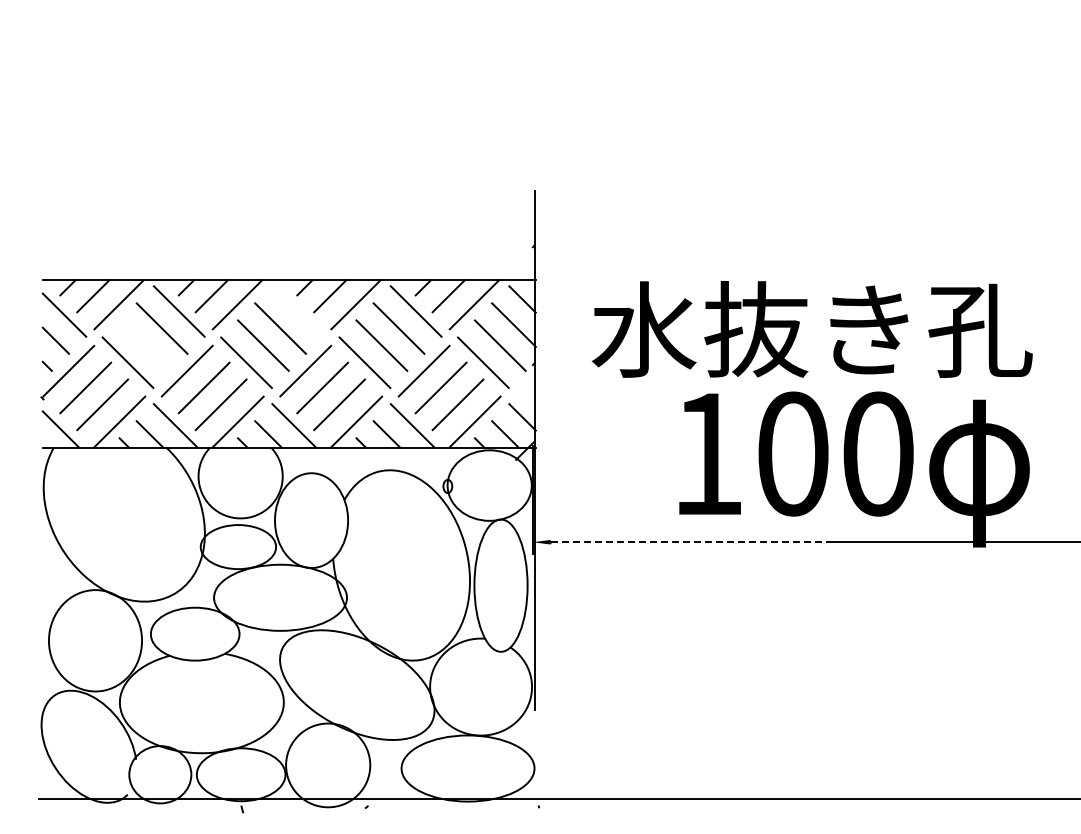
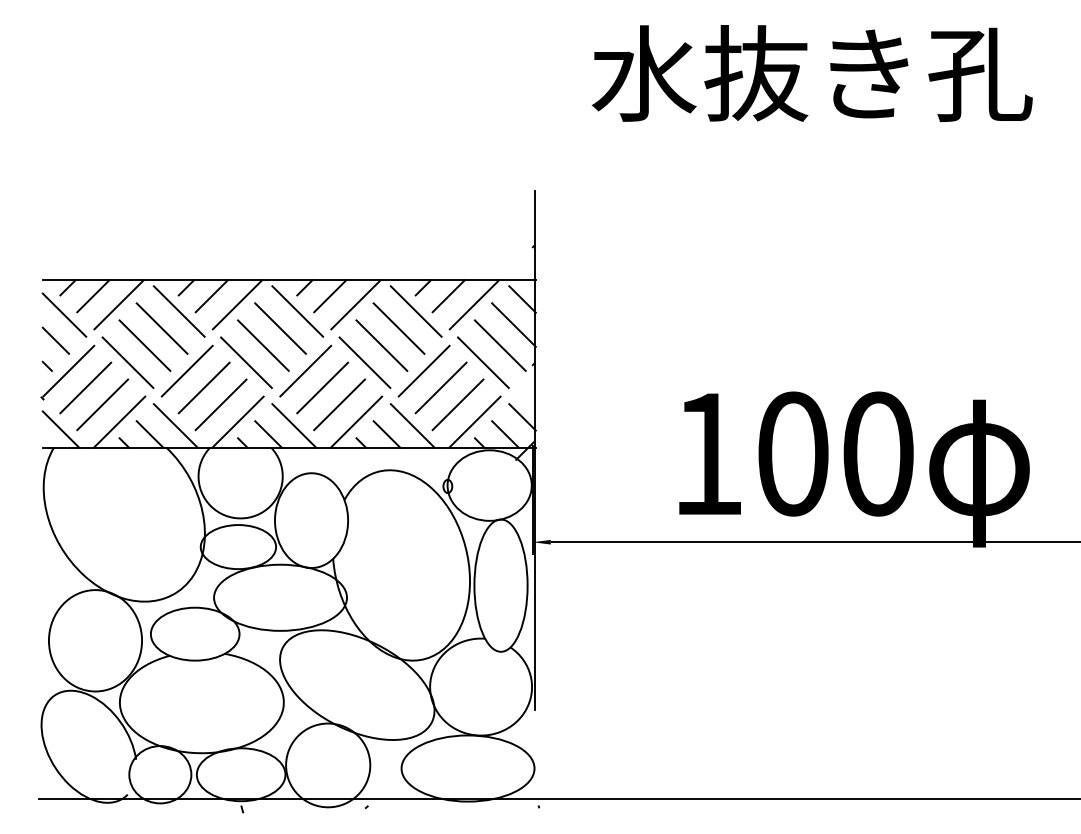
line: none -> present (297, 311)
text position: (811, 329) -> (811, 73) (811, 73)
line: none -> present (144, 345)
line: dashed -> solid (690, 542)
